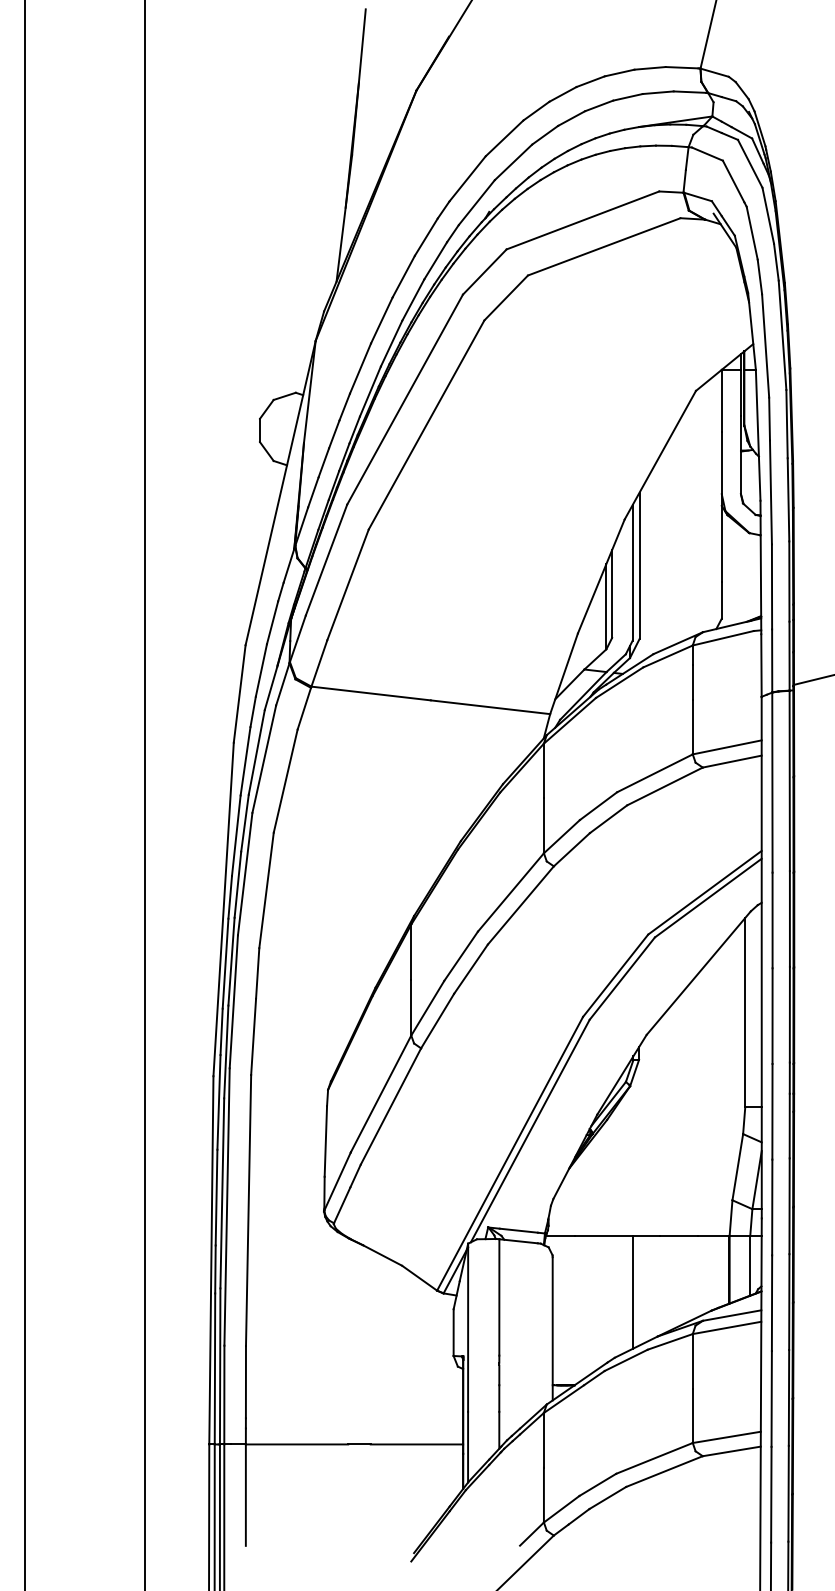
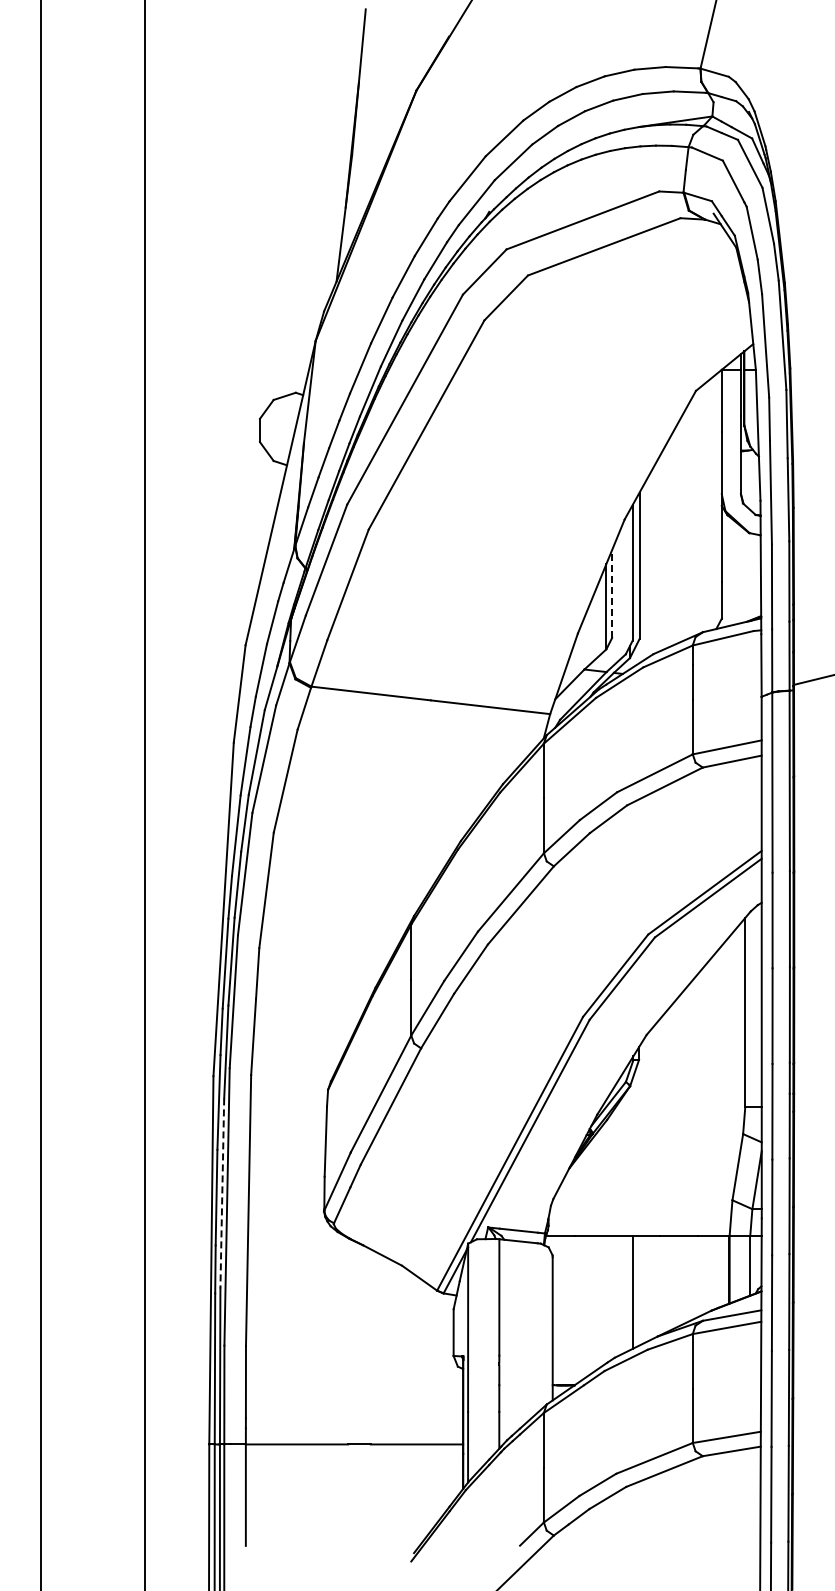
line: solid -> dashed (612, 594)
line position: (25, 794) -> (41, 794) (41, 794)
line: solid -> dashed (222, 1193)
